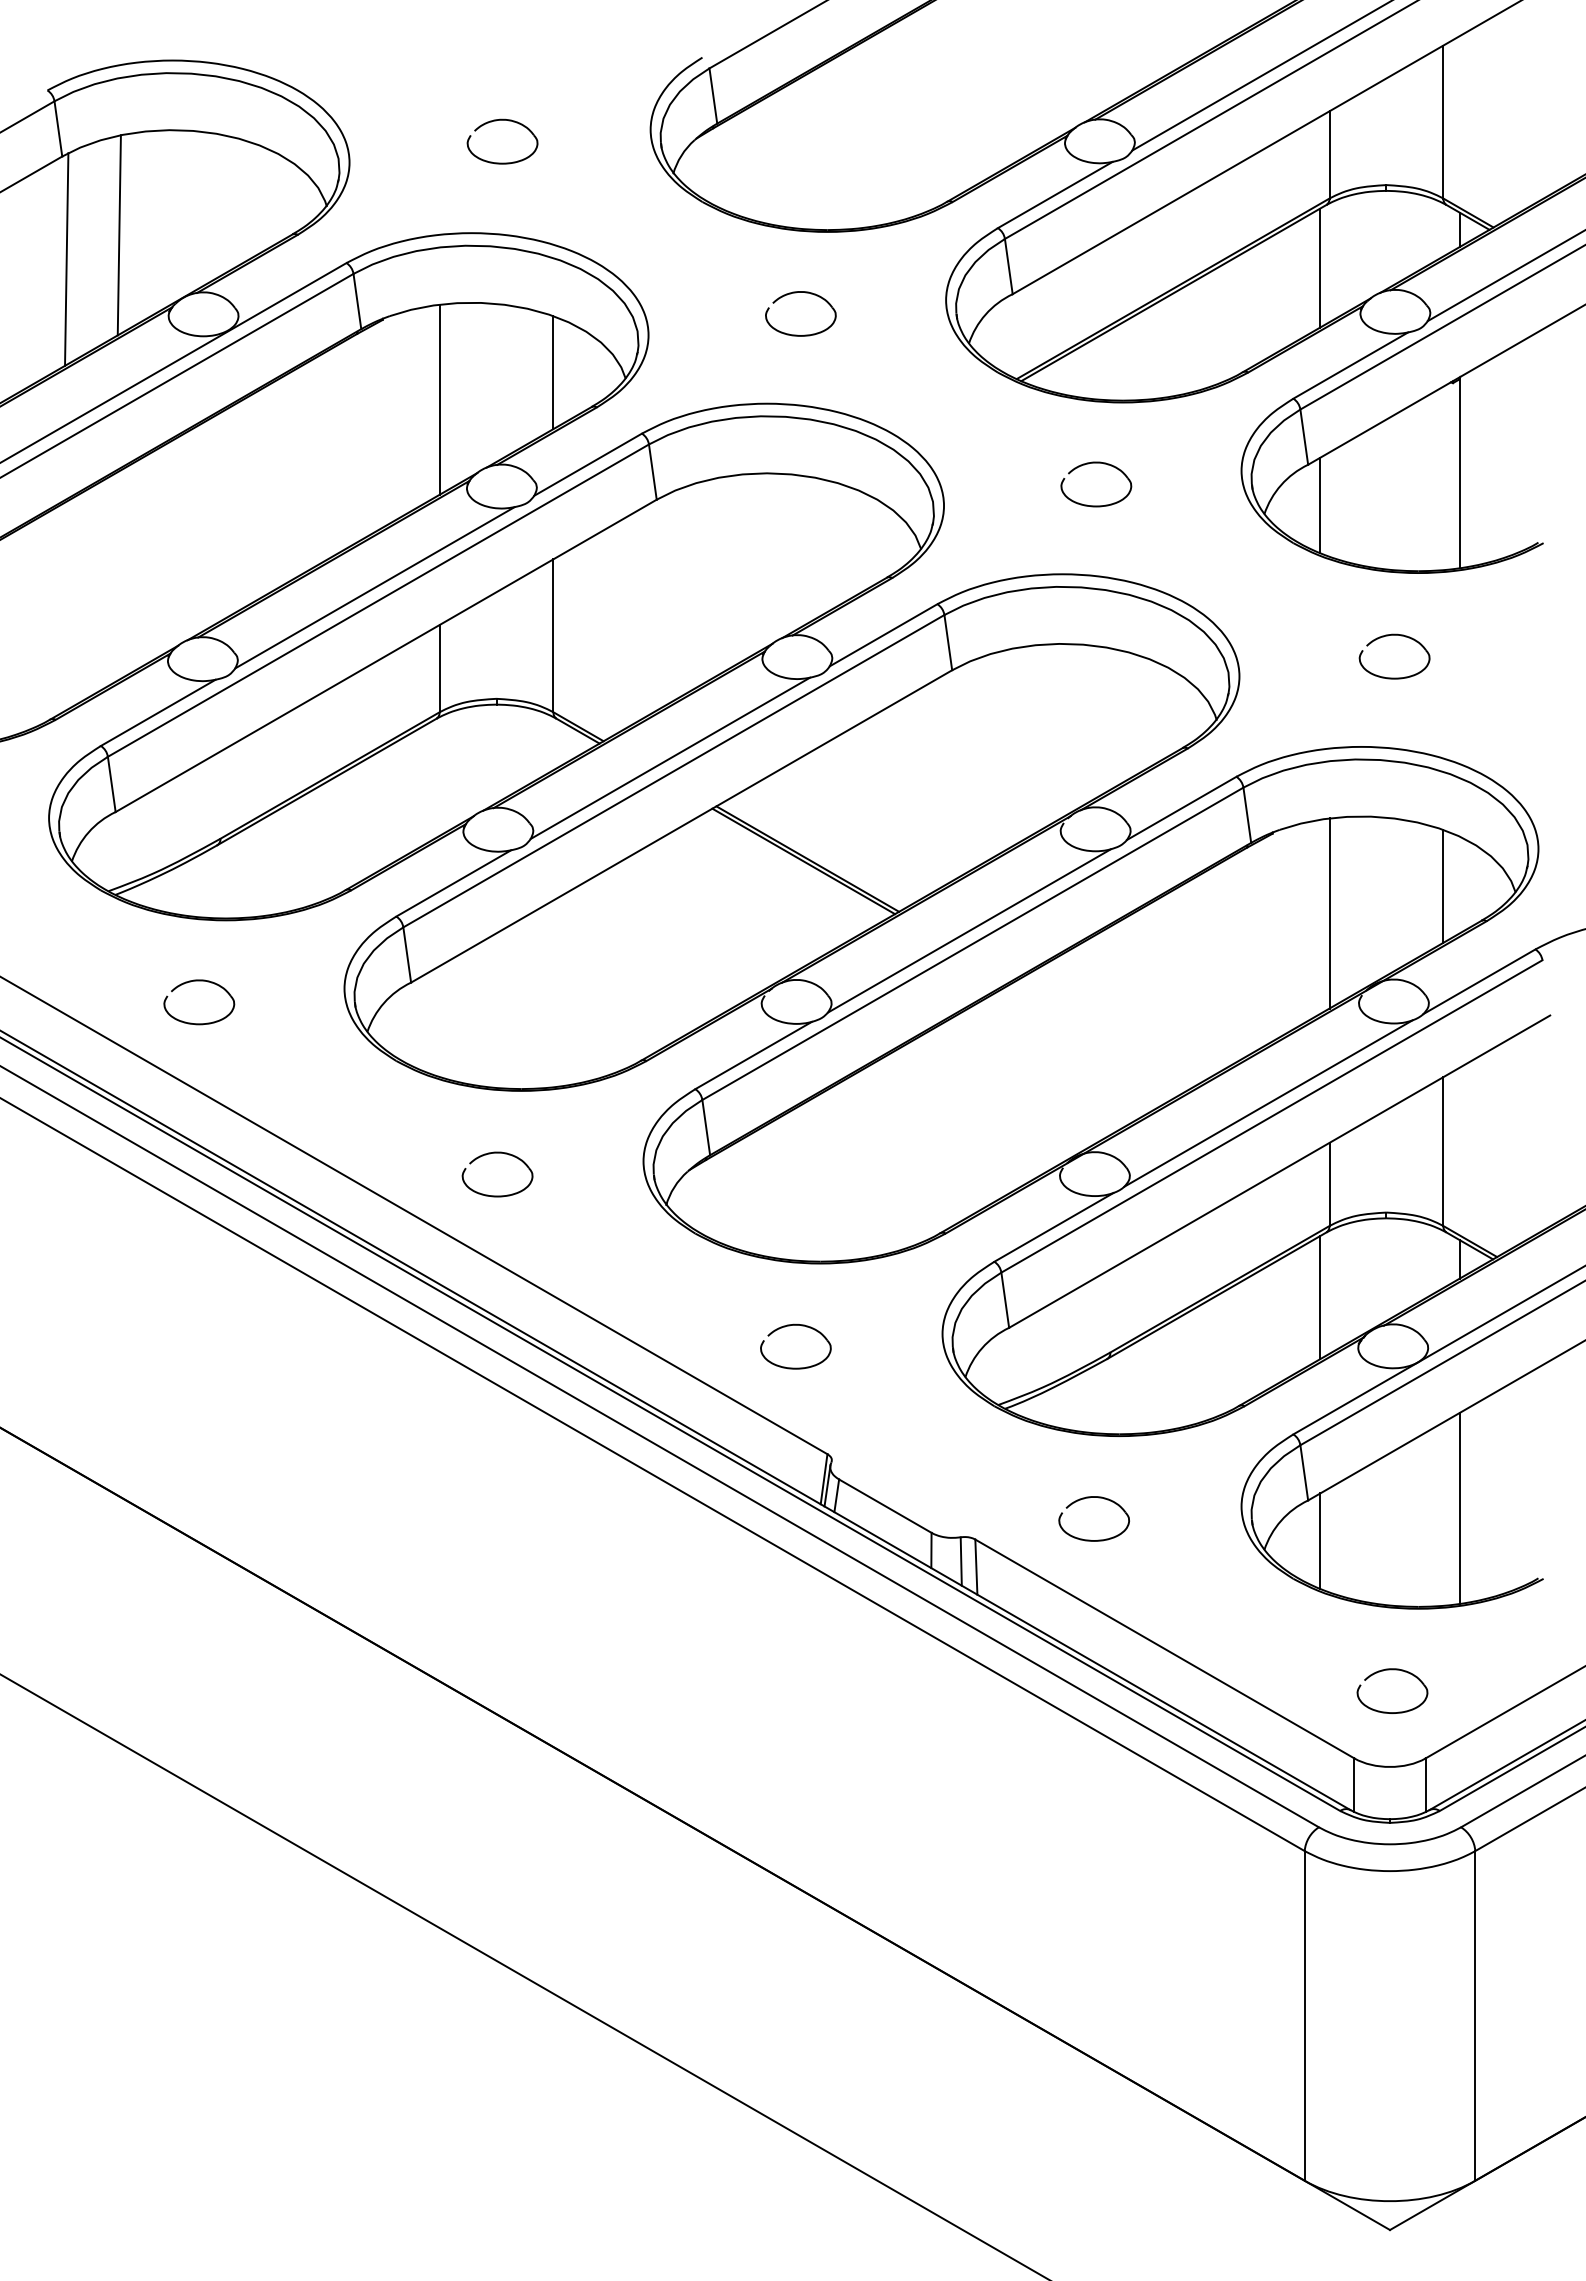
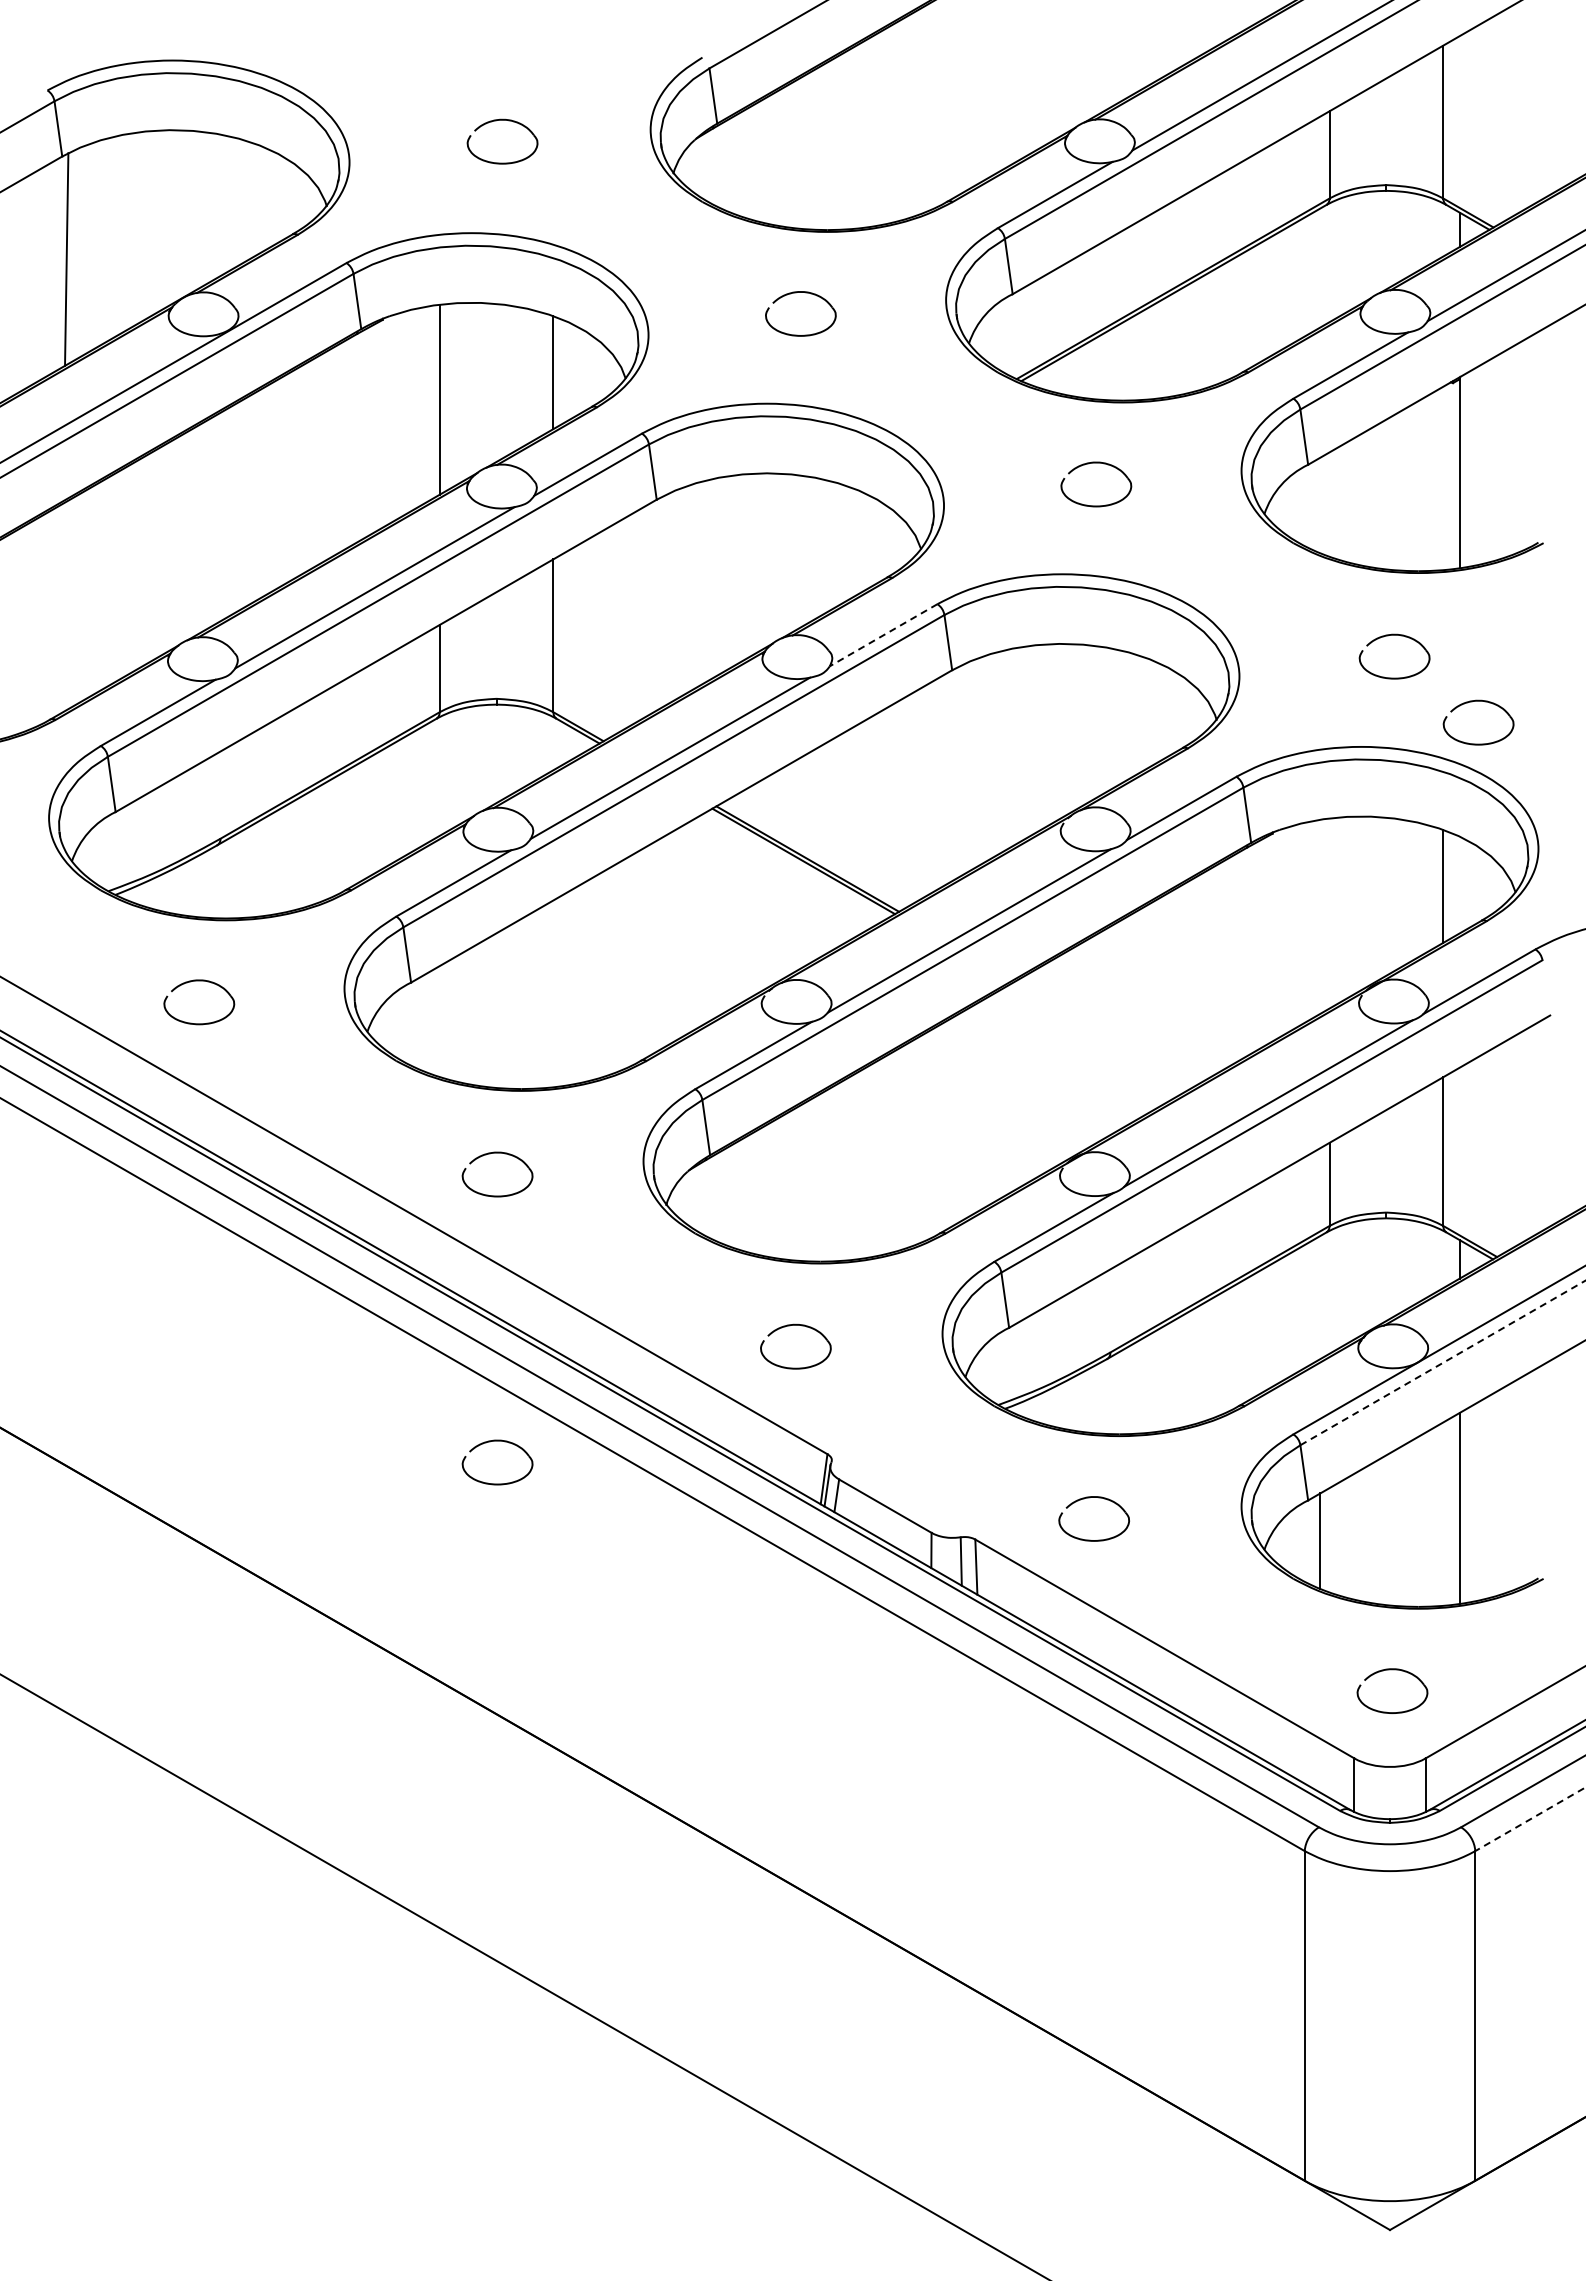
line: present -> none (118, 235)
line: present -> none (1320, 267)
line: present -> none (1320, 505)
line: solid -> dashed (883, 635)
part: none -> present (1472, 702)
line: present -> none (1329, 913)
line: present -> none (1320, 1297)
line: solid -> dashed (1443, 1362)
part: none -> present (497, 1441)
line: solid -> dashed (1529, 1819)
